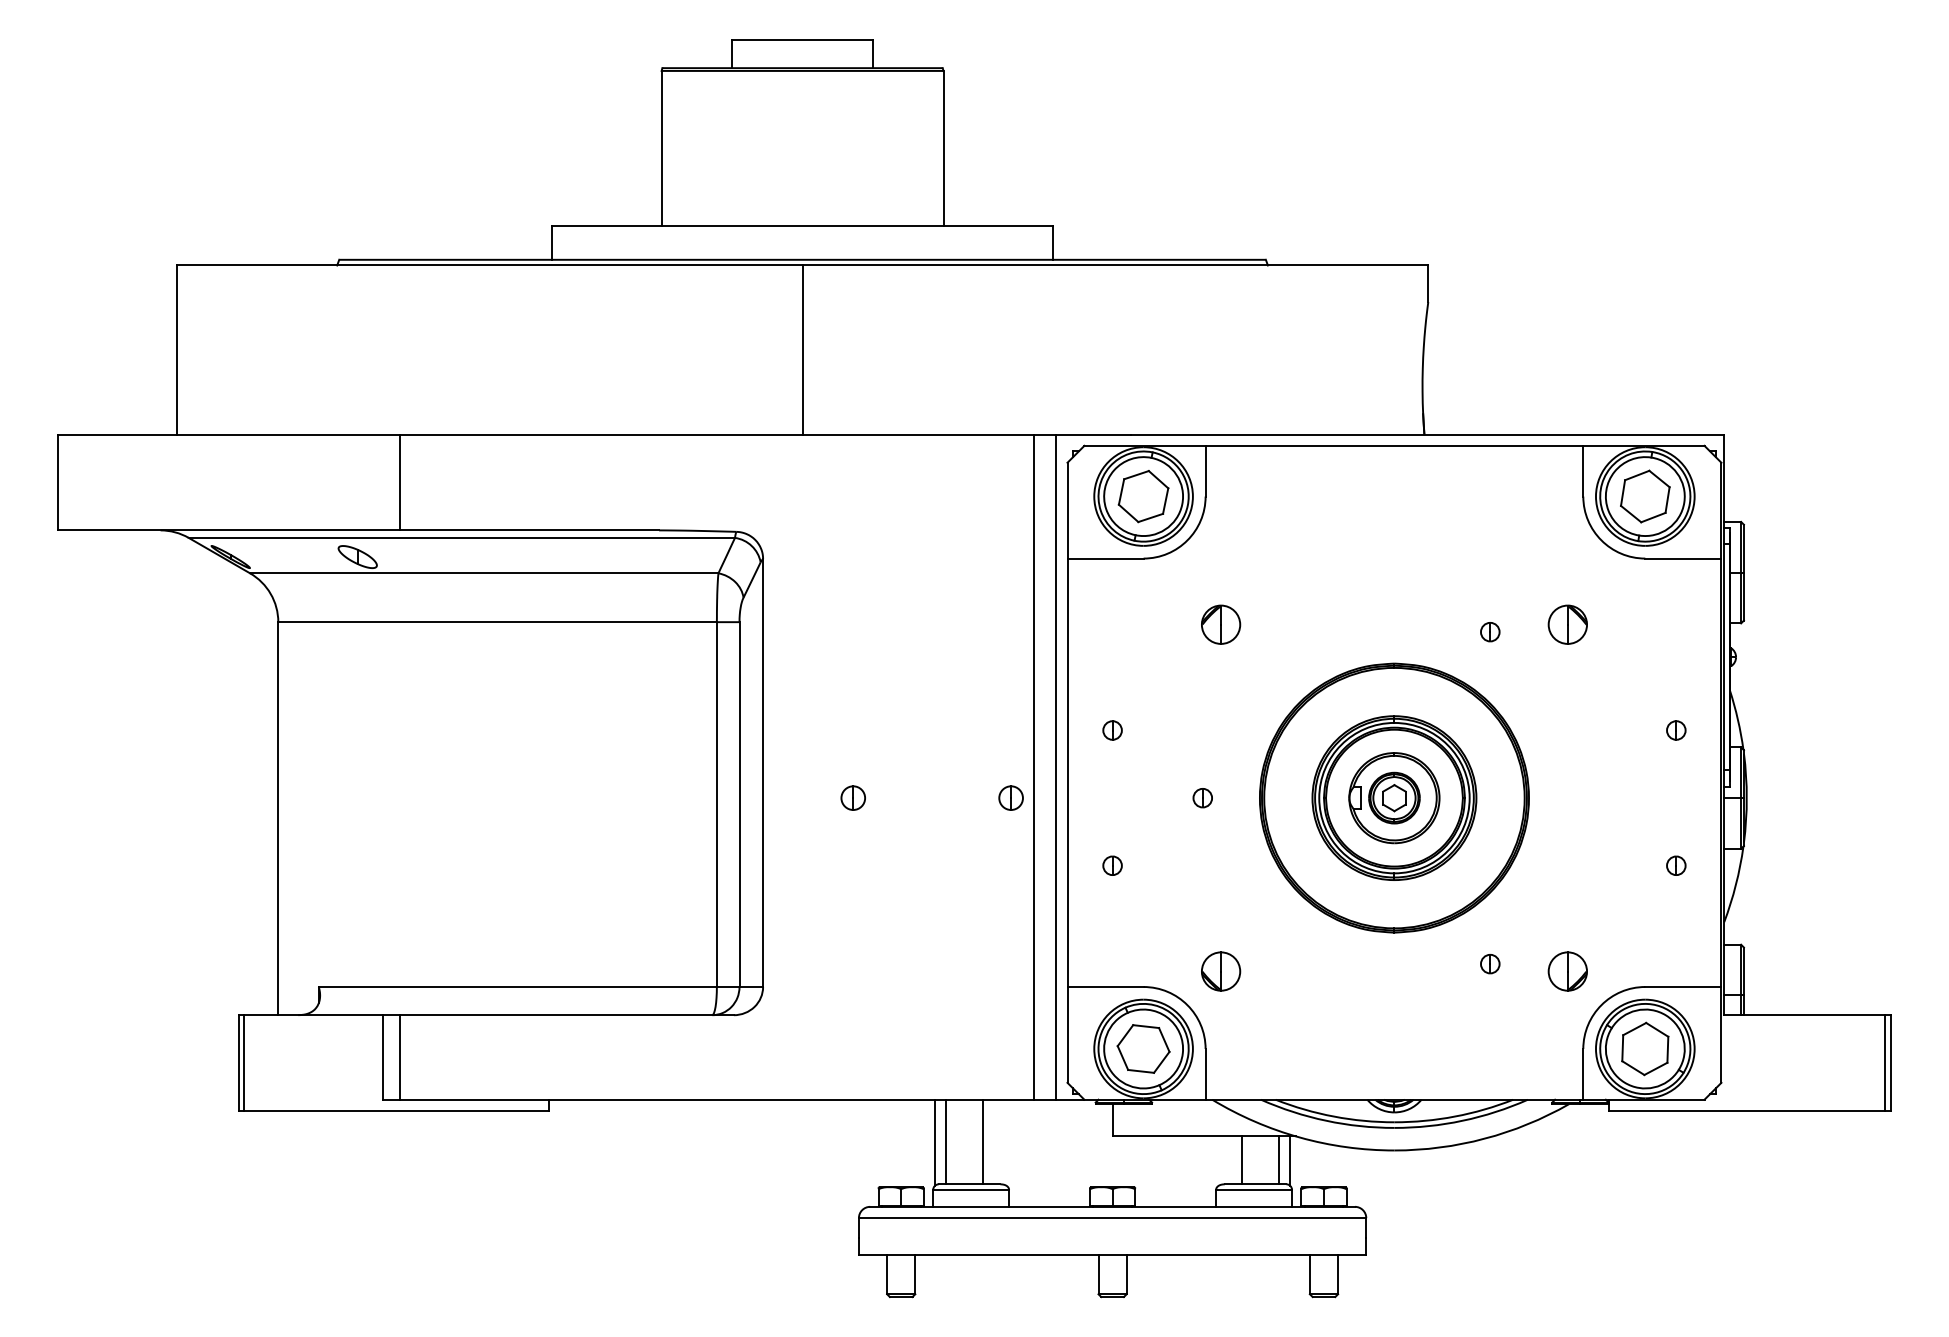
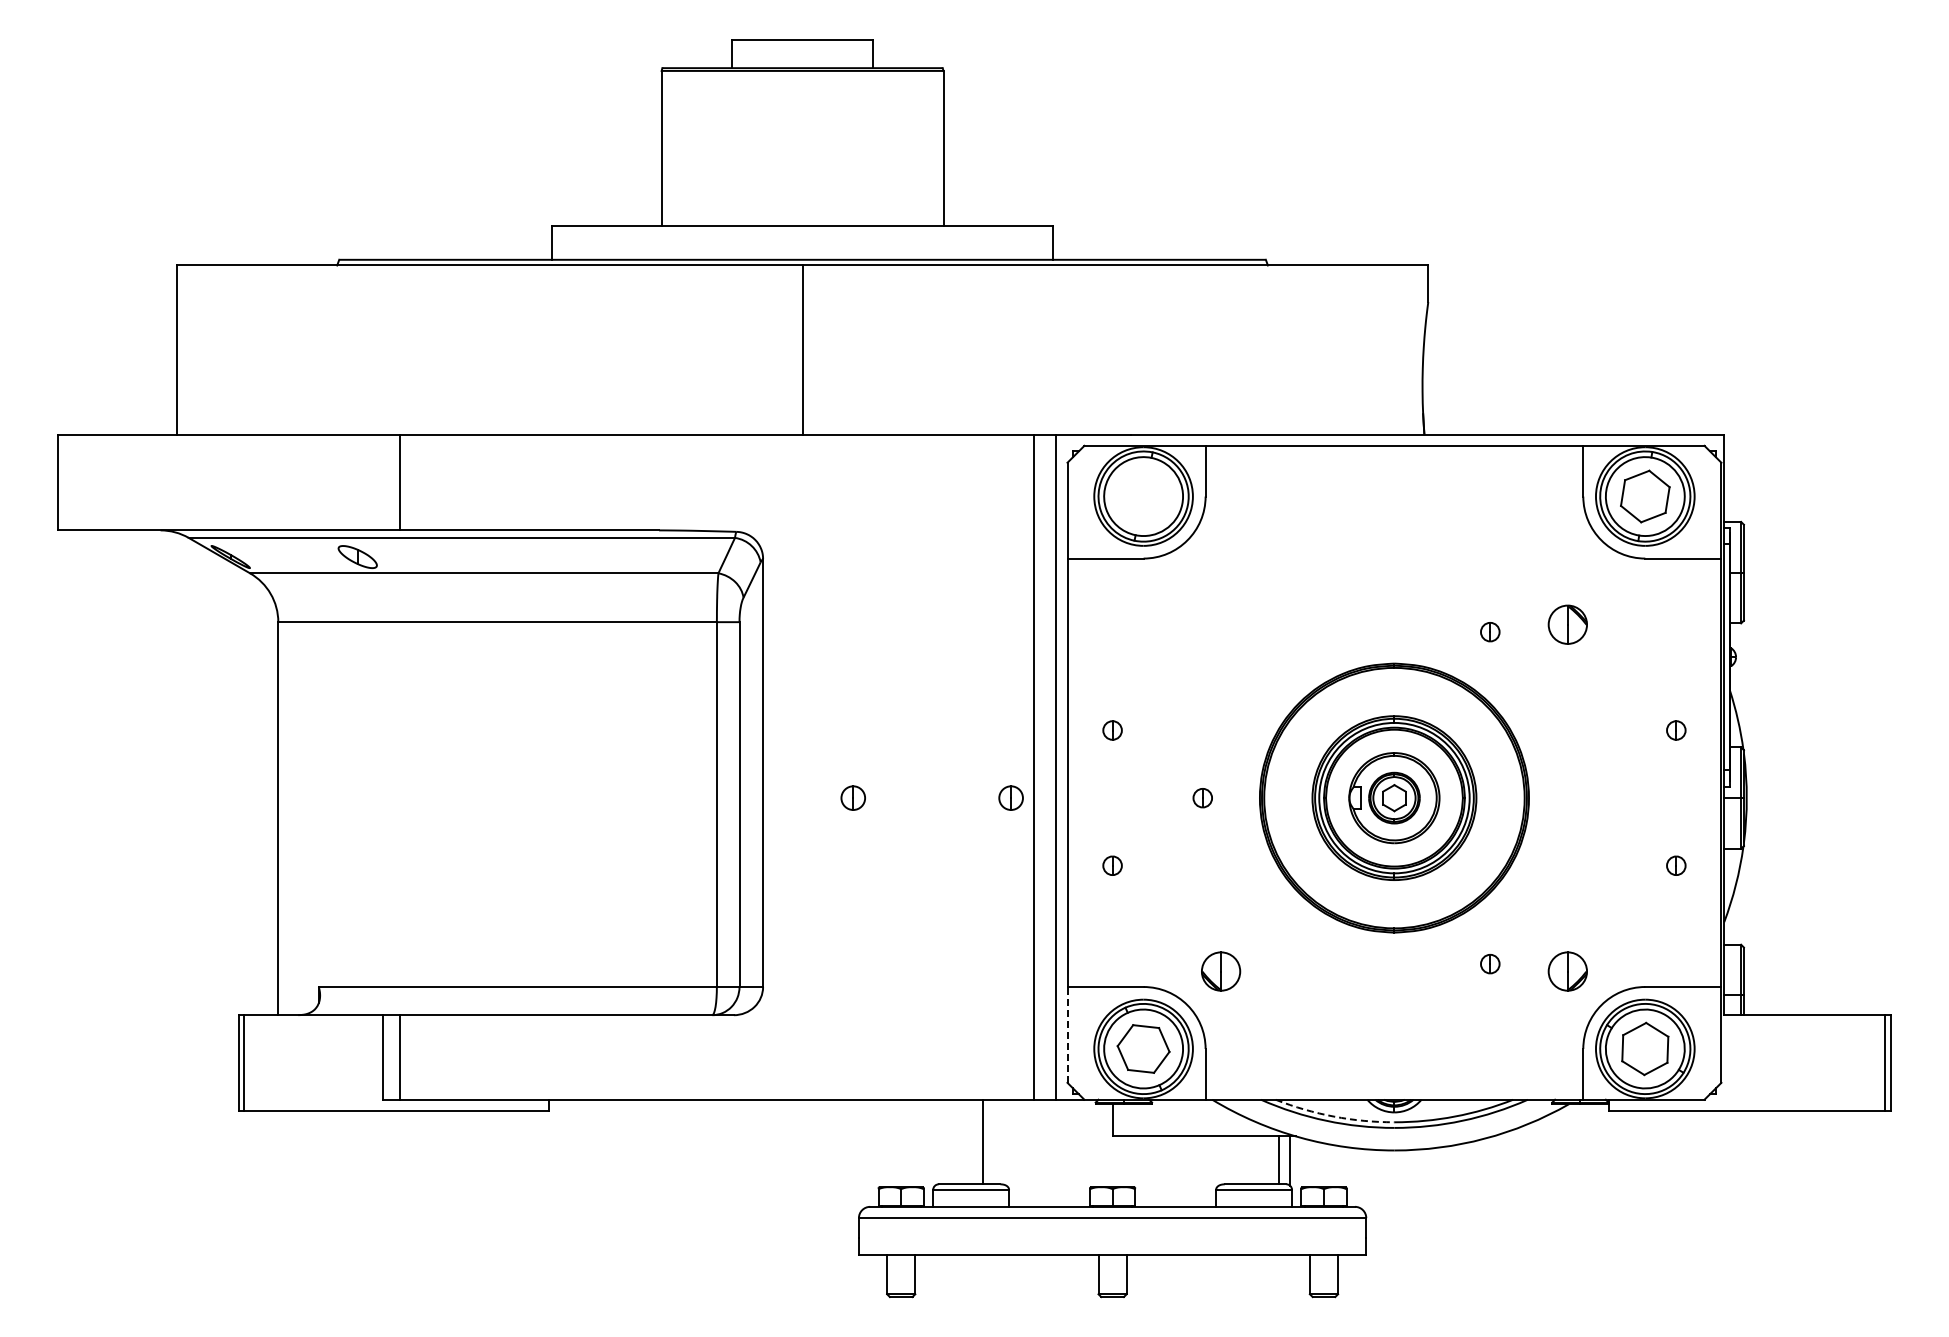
part: present -> none (1143, 496)
part: present -> none (1221, 624)
line: solid -> dashed (1067, 1034)
arc: solid -> dashed (1334, 1116)
line: present -> none (946, 1141)
line: present -> none (935, 1142)
line: present -> none (1242, 1160)
